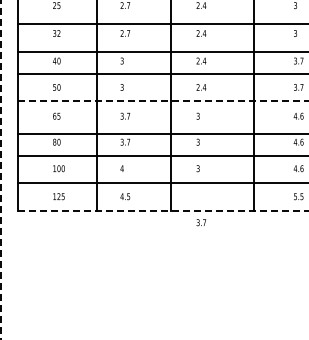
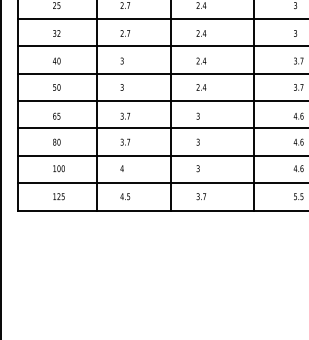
line position: (161, 24) -> (161, 19) (161, 19)
line position: (161, 52) -> (161, 46) (161, 46)
line: dashed -> solid (164, 101)
line position: (161, 134) -> (161, 128) (161, 128)
line: dashed -> solid (0, 169)
line: dashed -> solid (164, 210)
text position: (201, 222) -> (201, 196) (201, 196)
